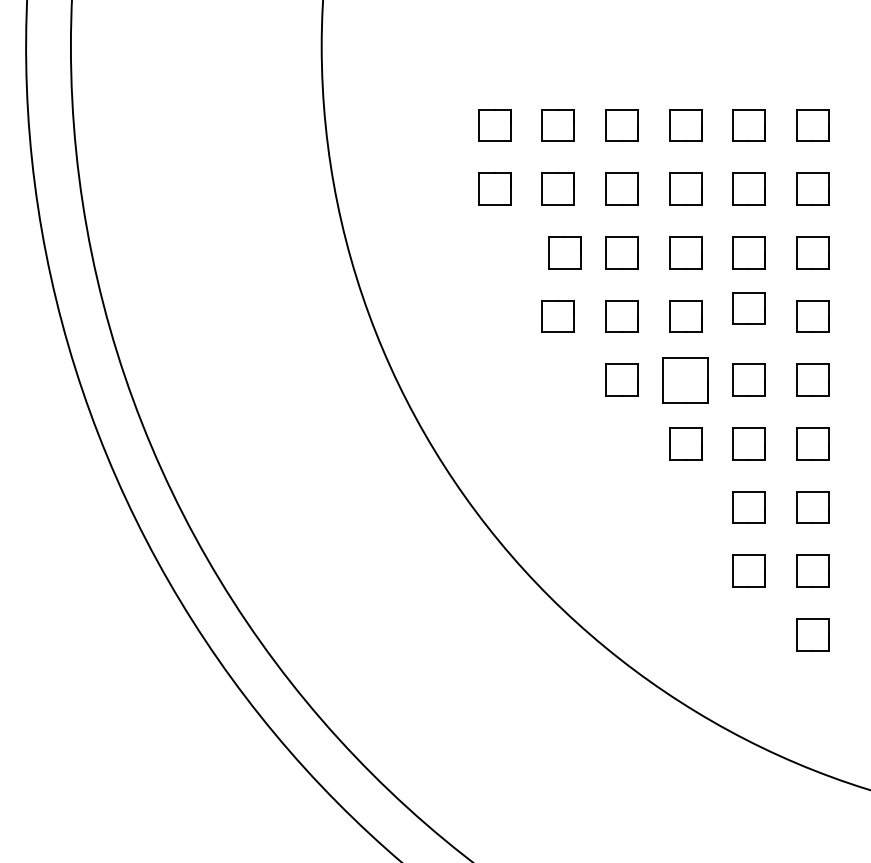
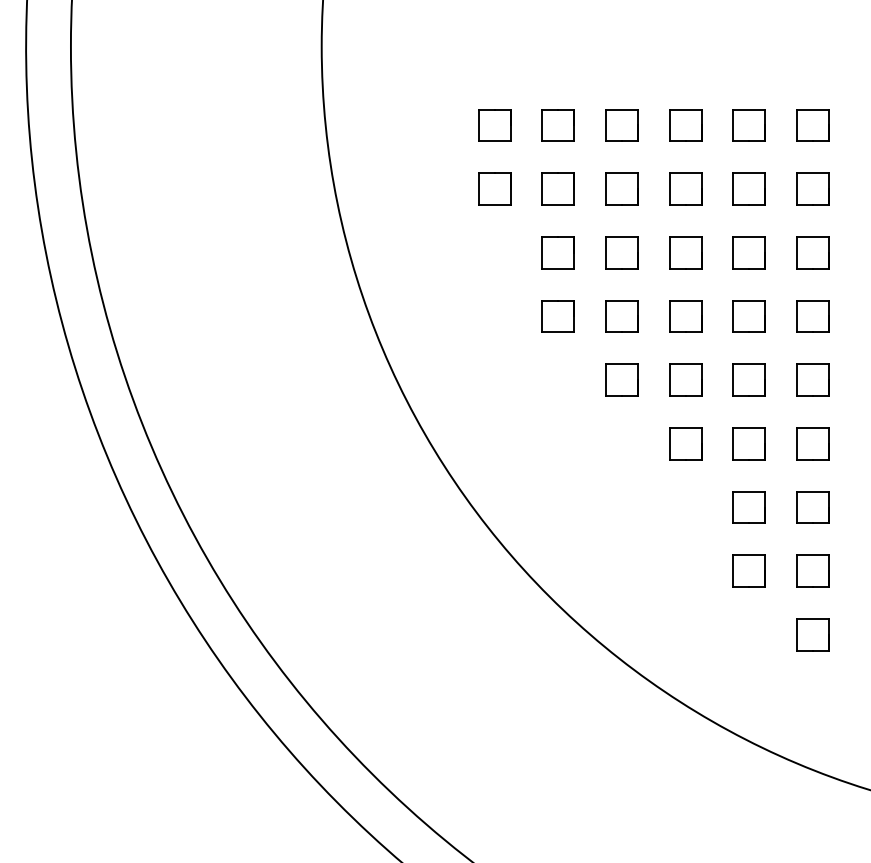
part position: (564, 252) -> (557, 252) (557, 252)
part position: (748, 308) -> (748, 316) (748, 316)
part size: 47x47 px -> 34x34 px (685, 379)
